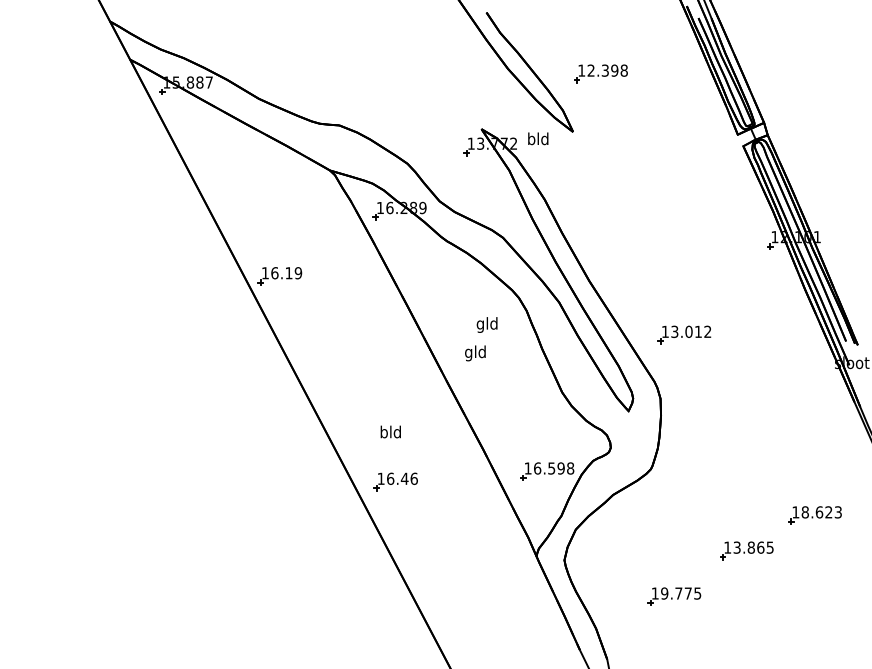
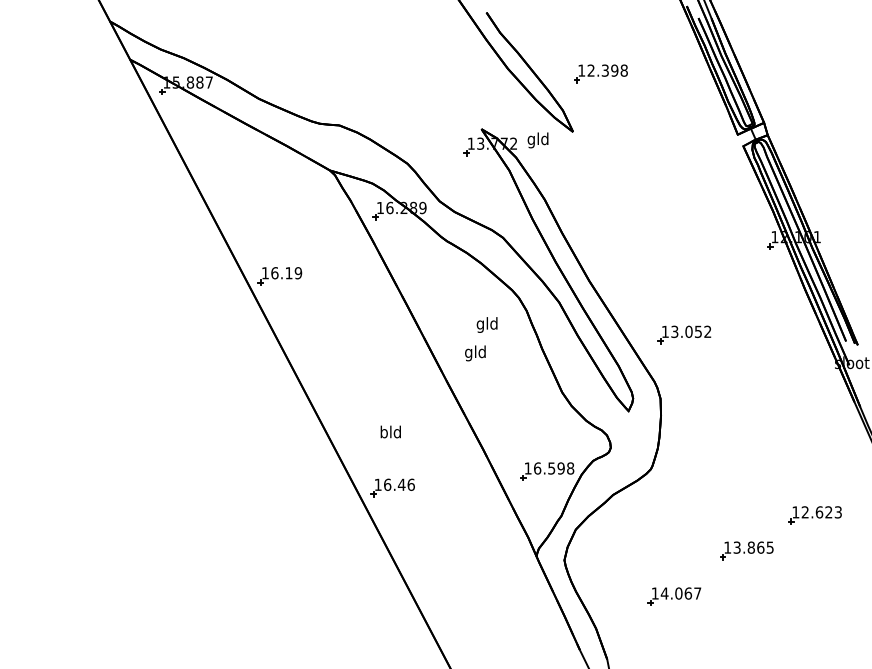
text: bld -> gld (531, 140)
text: 13.012 -> 13.052 (698, 331)
part position: (395, 481) -> (392, 487) (392, 487)
text: 18.623 -> 12.623 (804, 512)
text: 19.775 -> 14.067 (680, 593)
